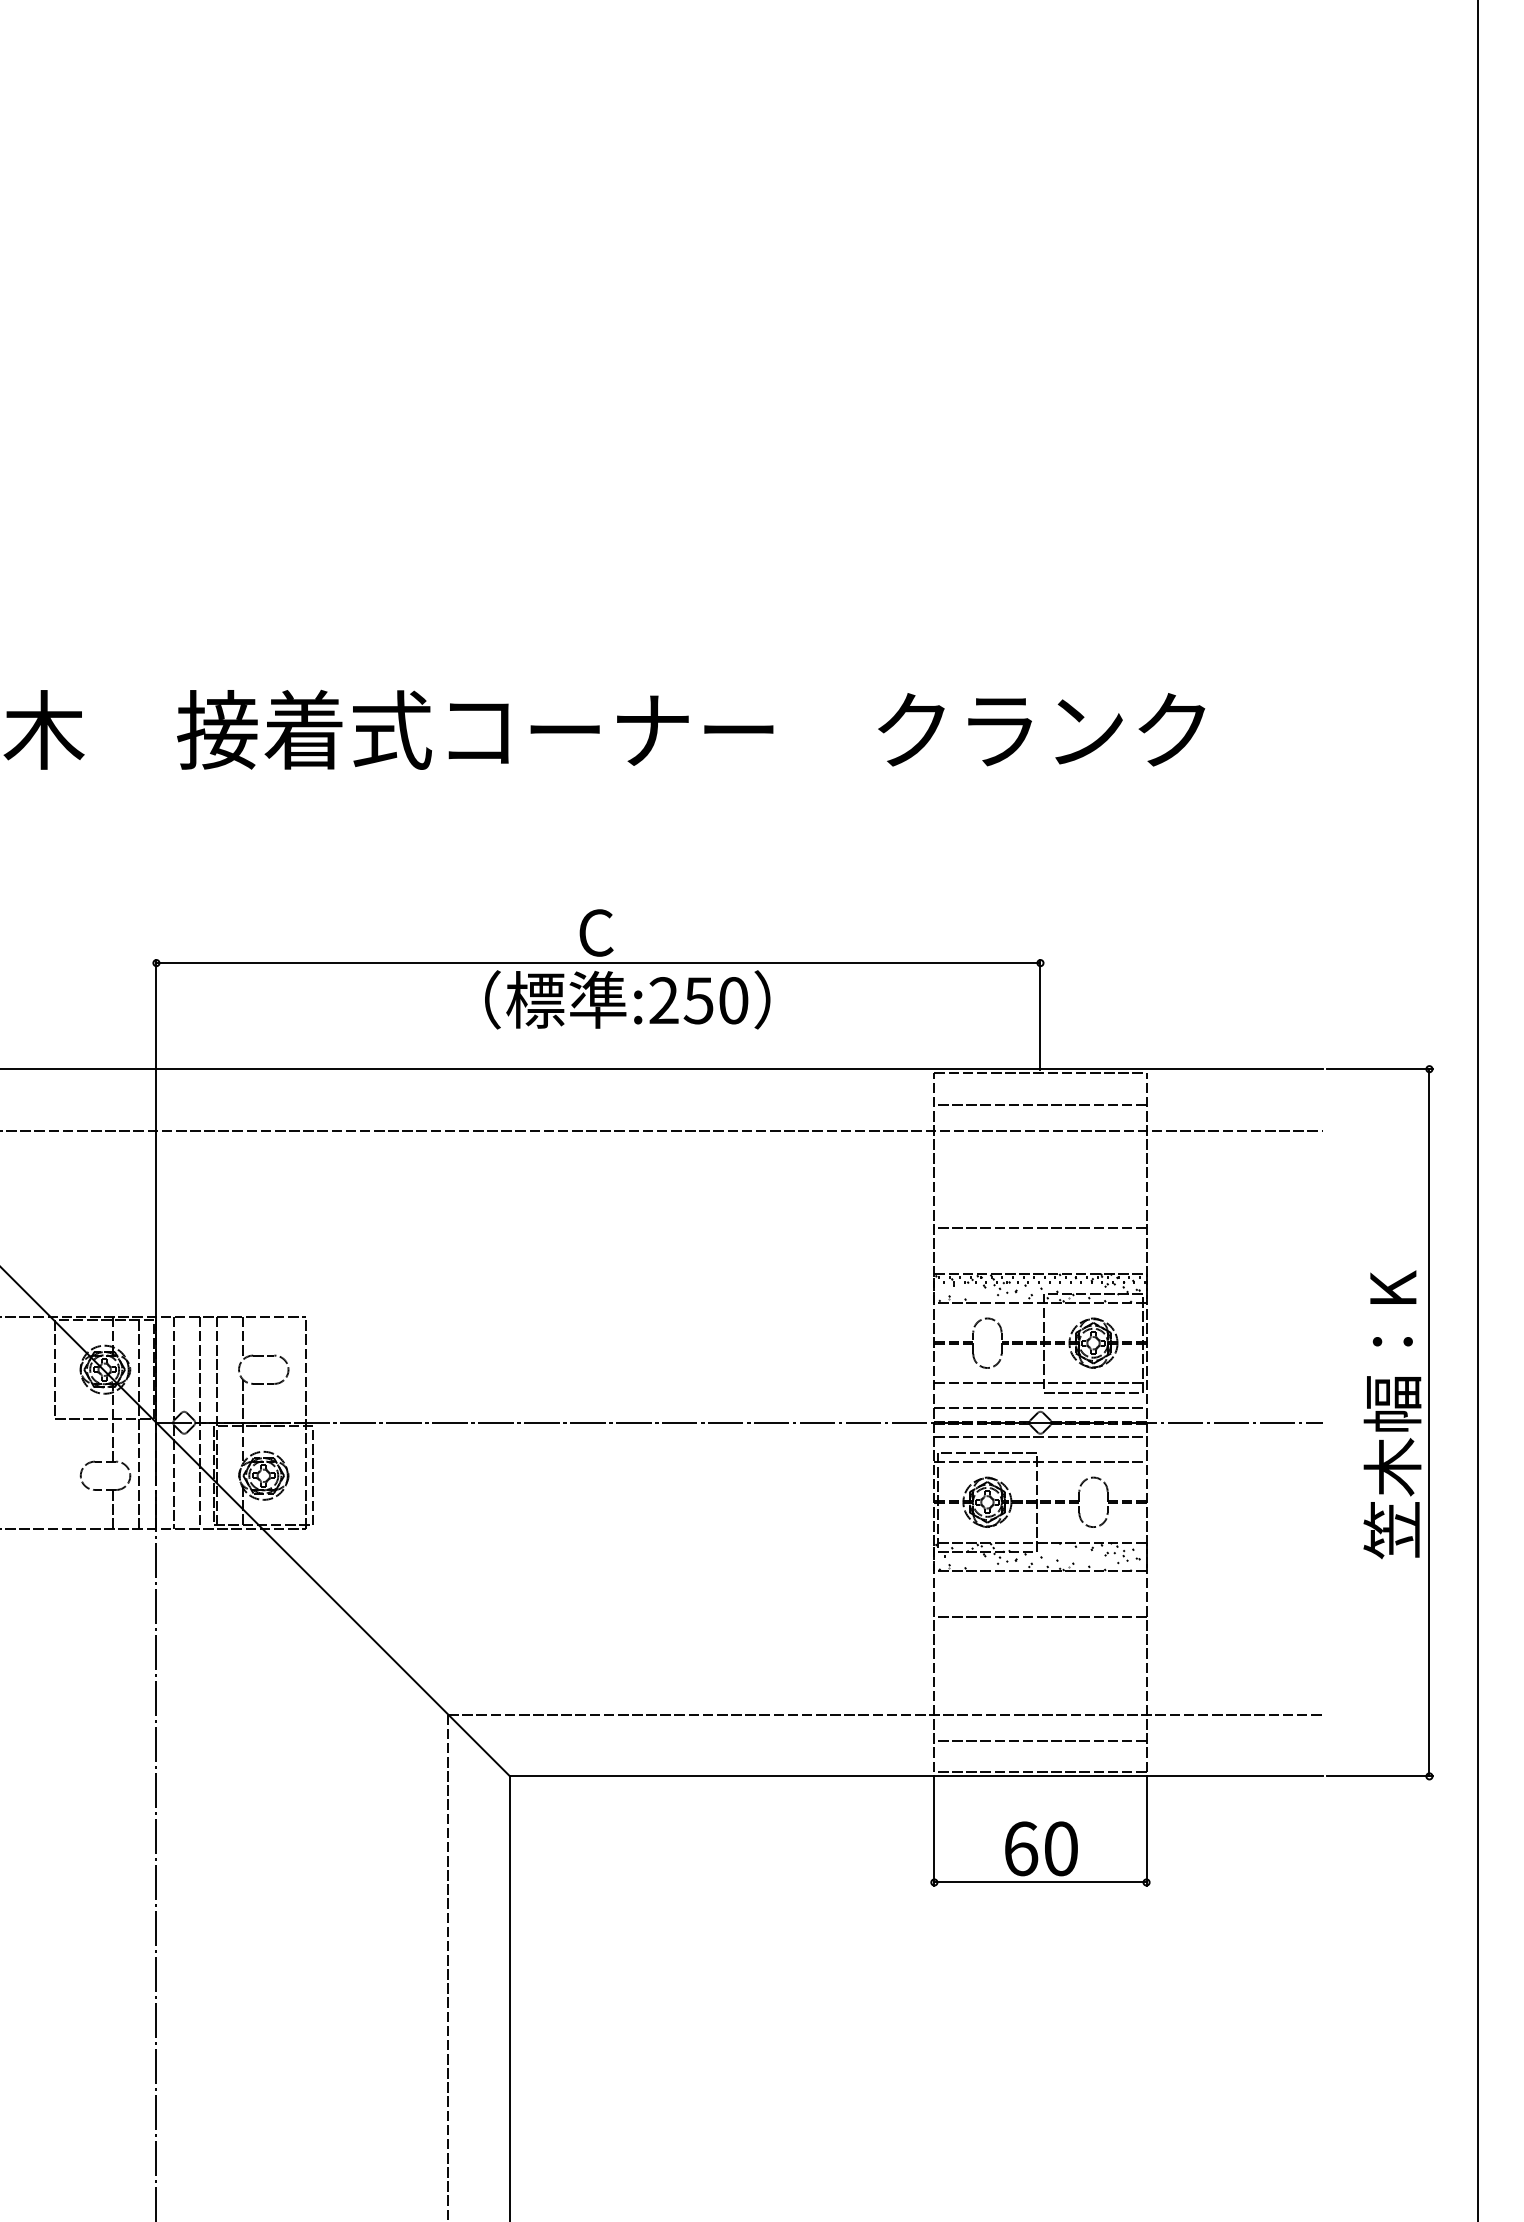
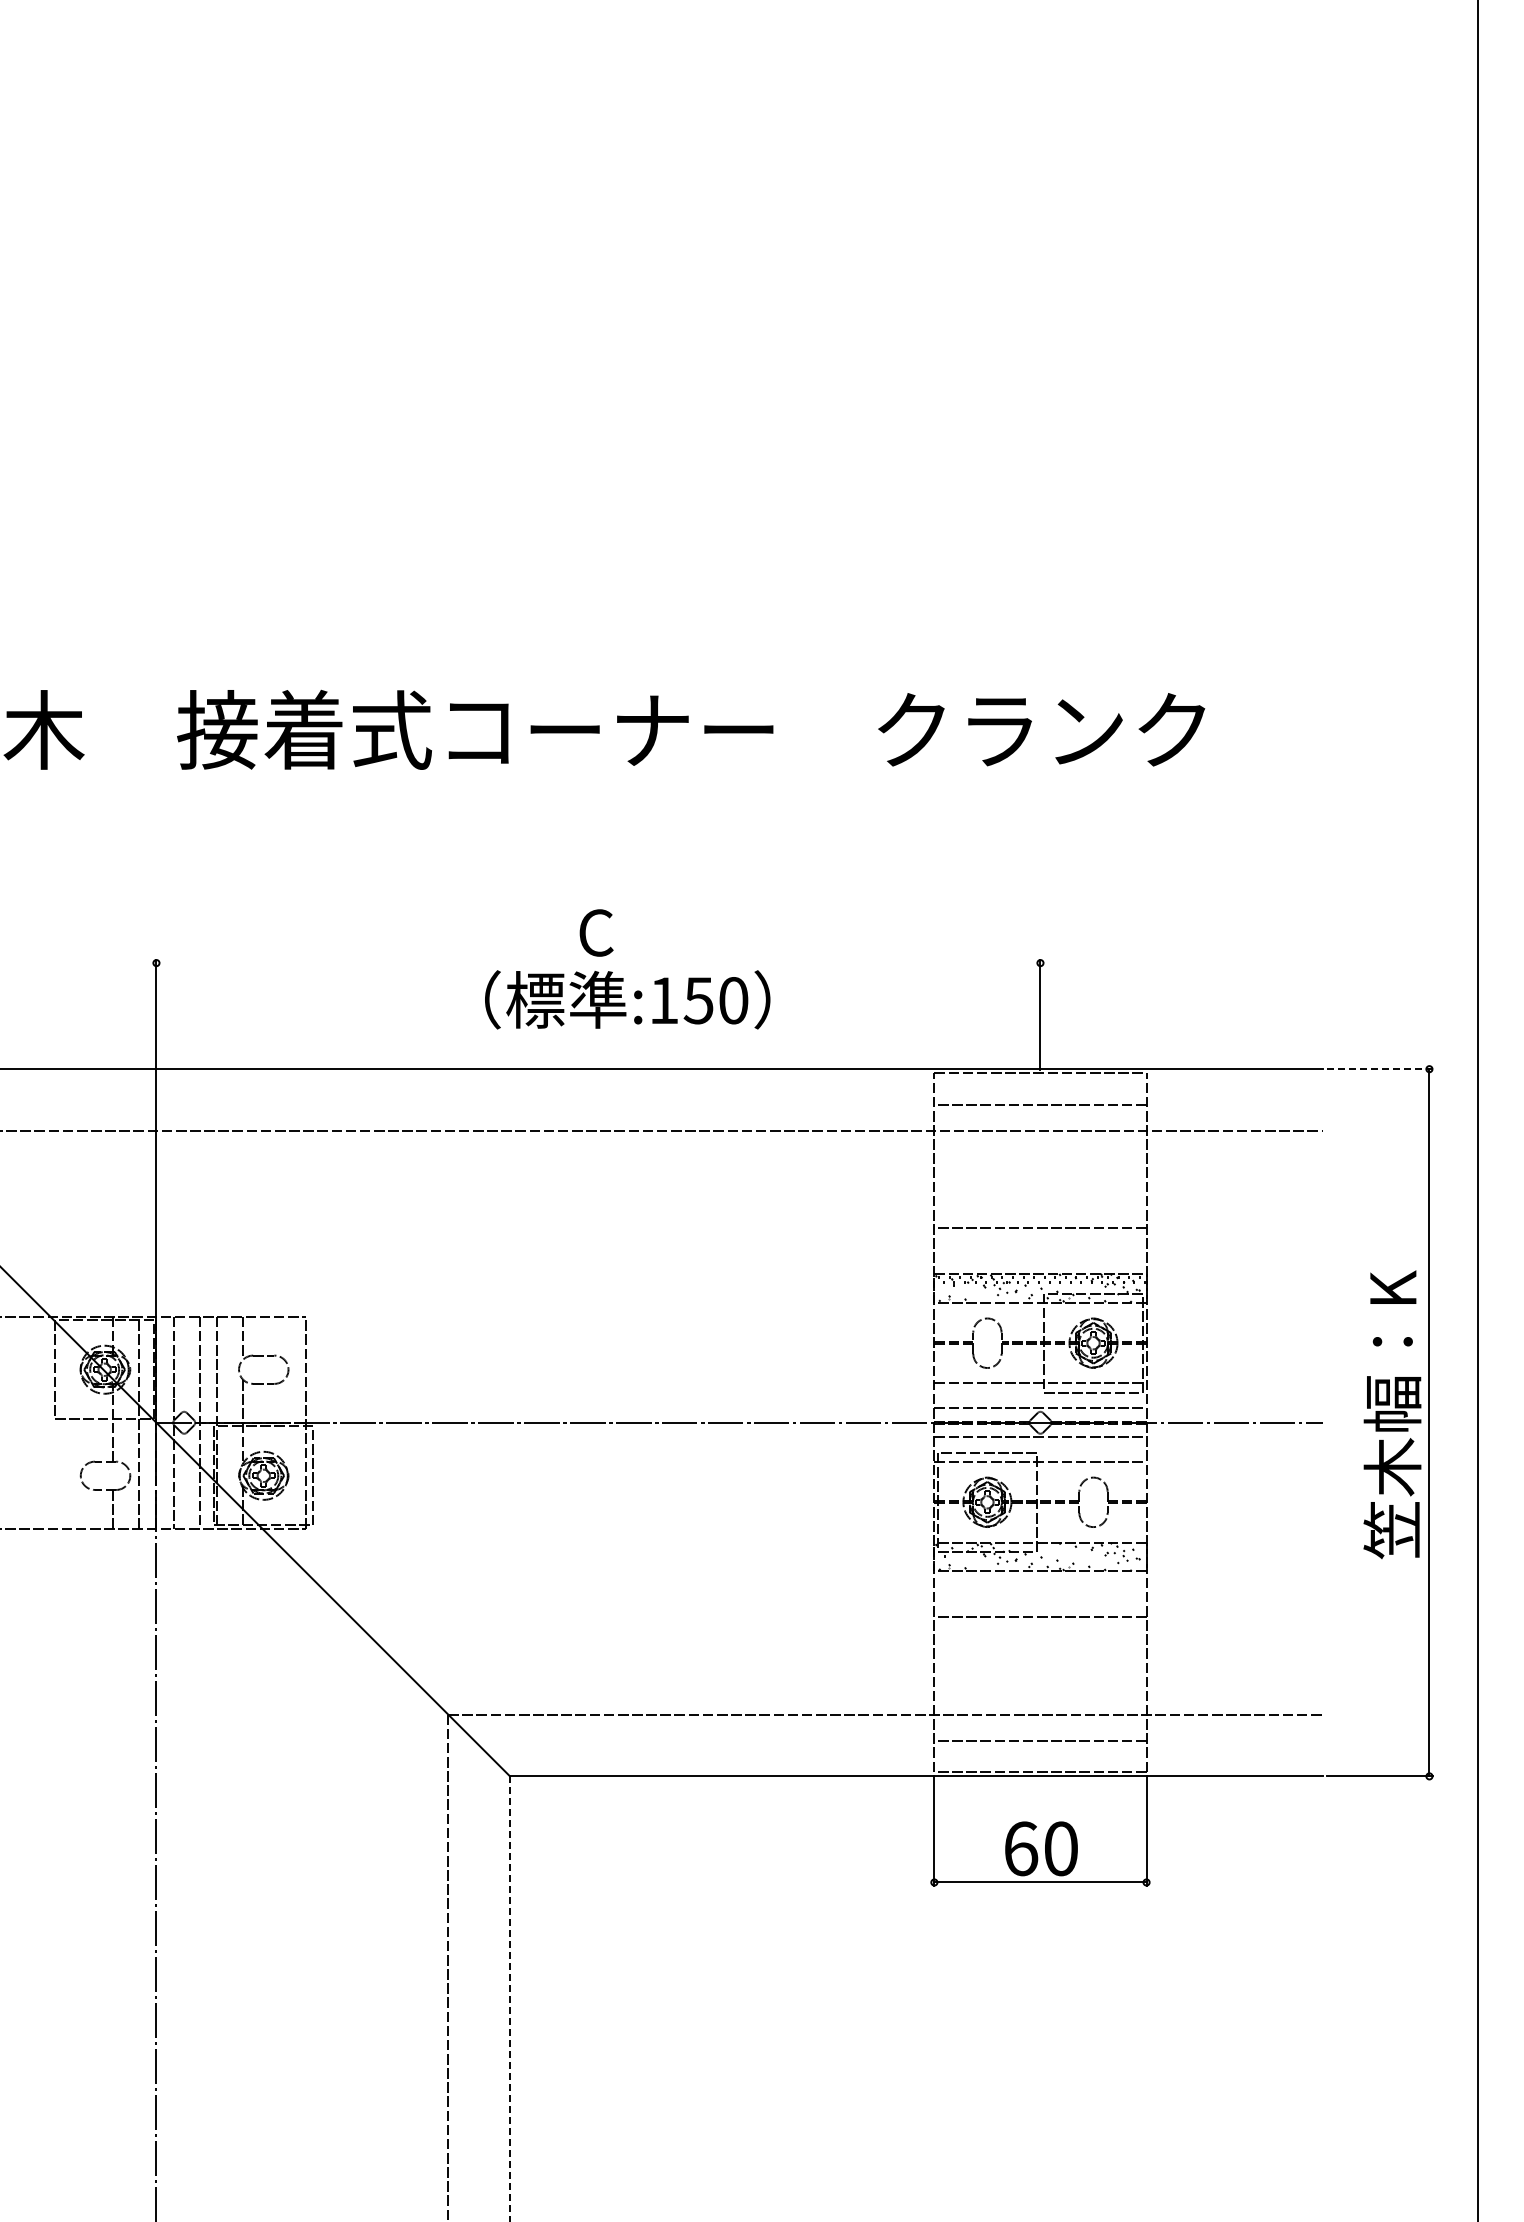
line: present -> none (598, 963)
text: :250 -> :150 (663, 1000)
line: solid -> dashed (1380, 1069)
line: solid -> dashed (510, 1999)
